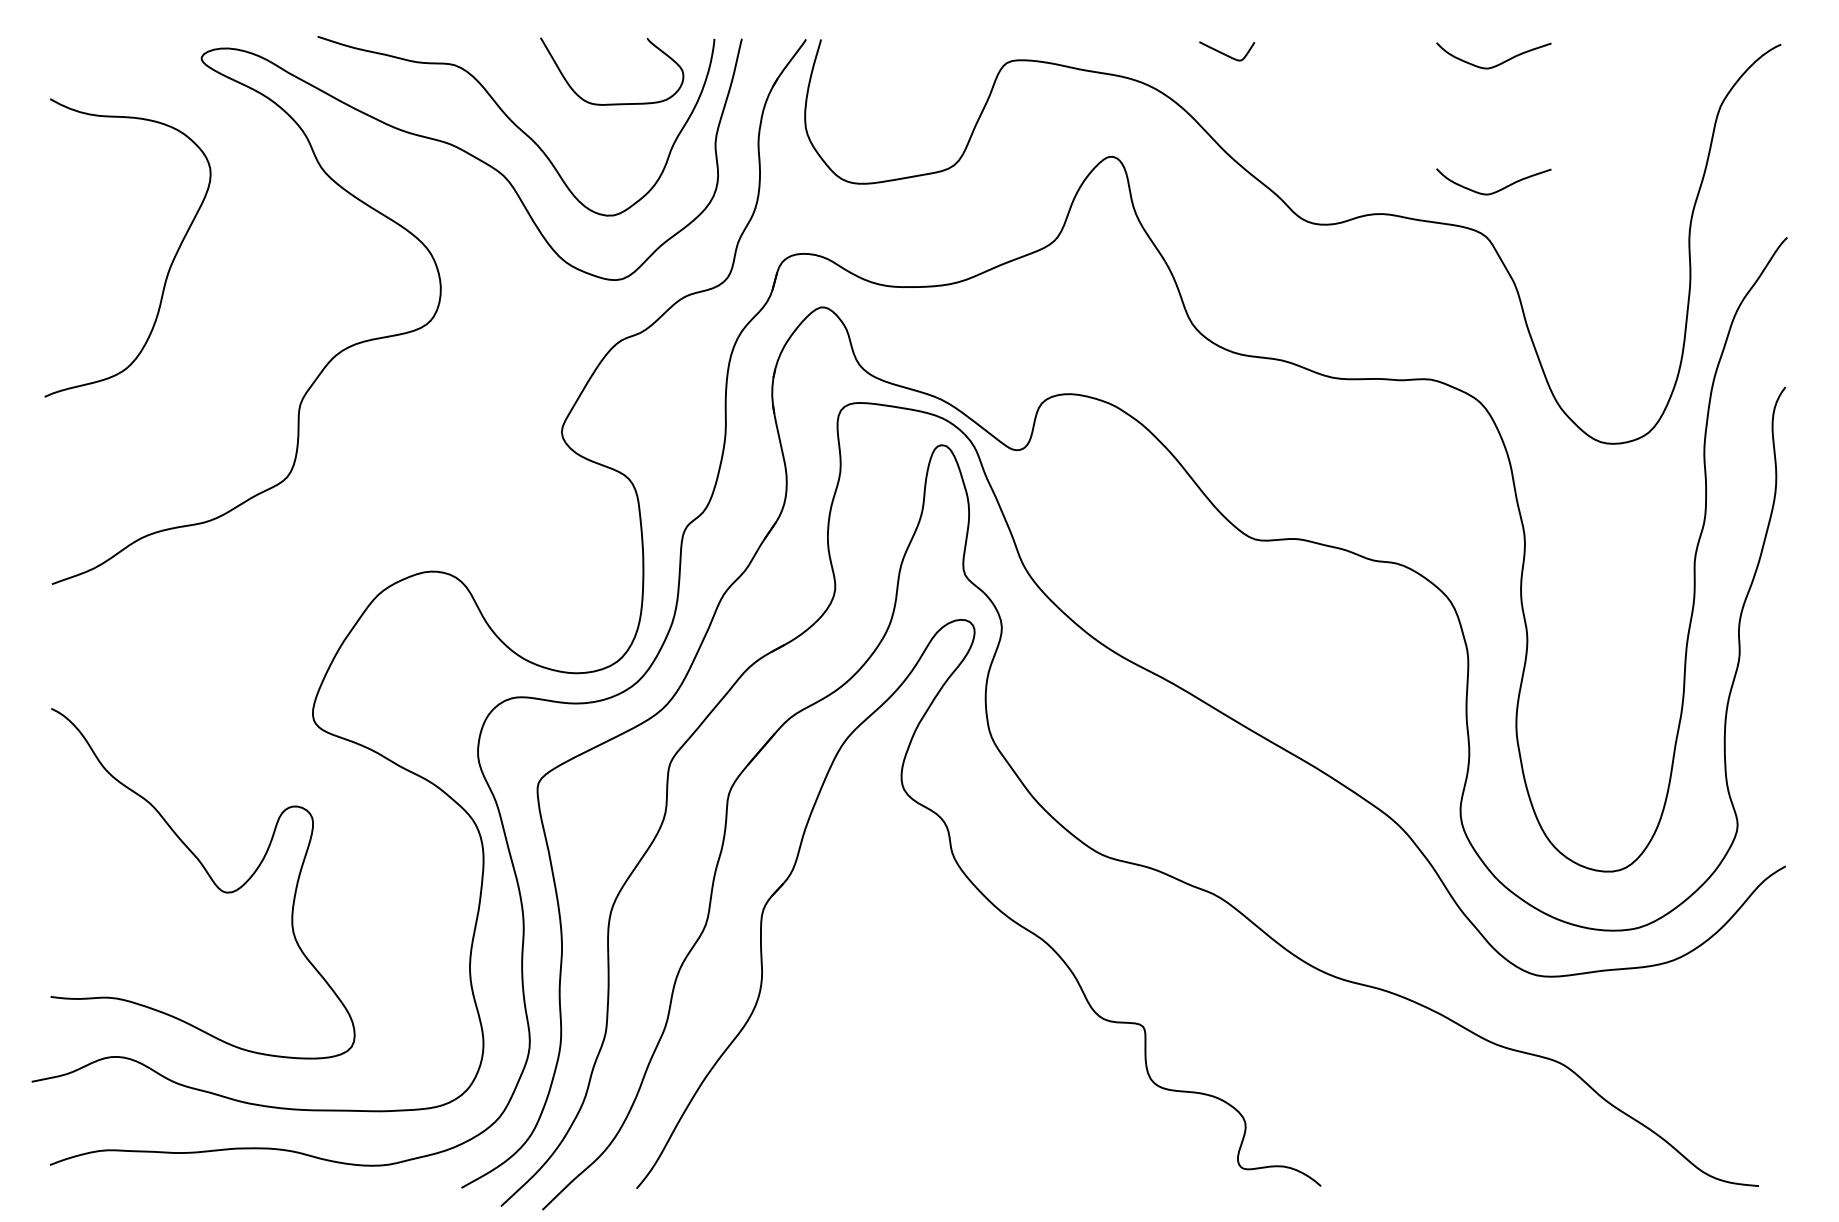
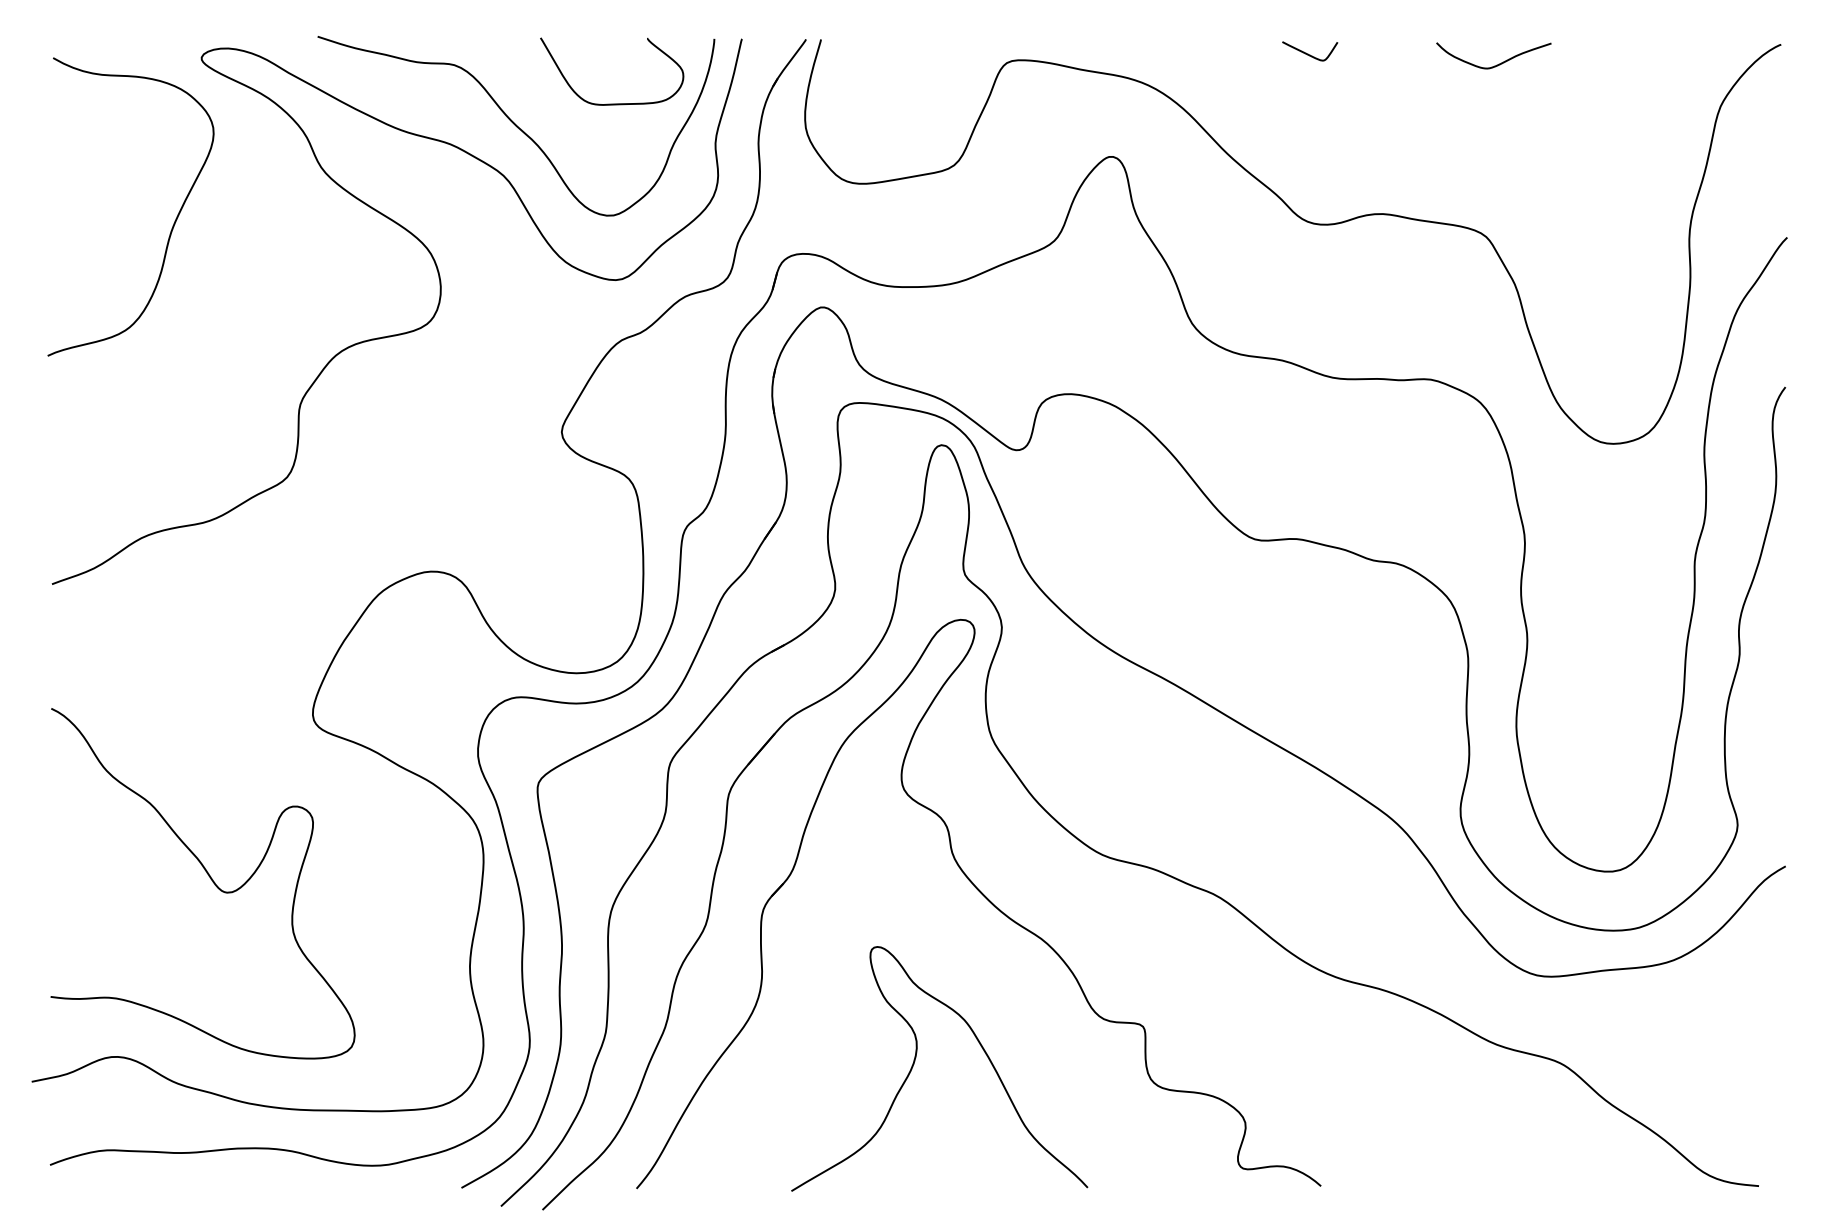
curve position: (1225, 53) -> (1308, 53) (1308, 53)
curve: present -> none (1496, 190)
curve position: (169, 266) -> (172, 225) (172, 225)
curve: none -> present (915, 1061)
